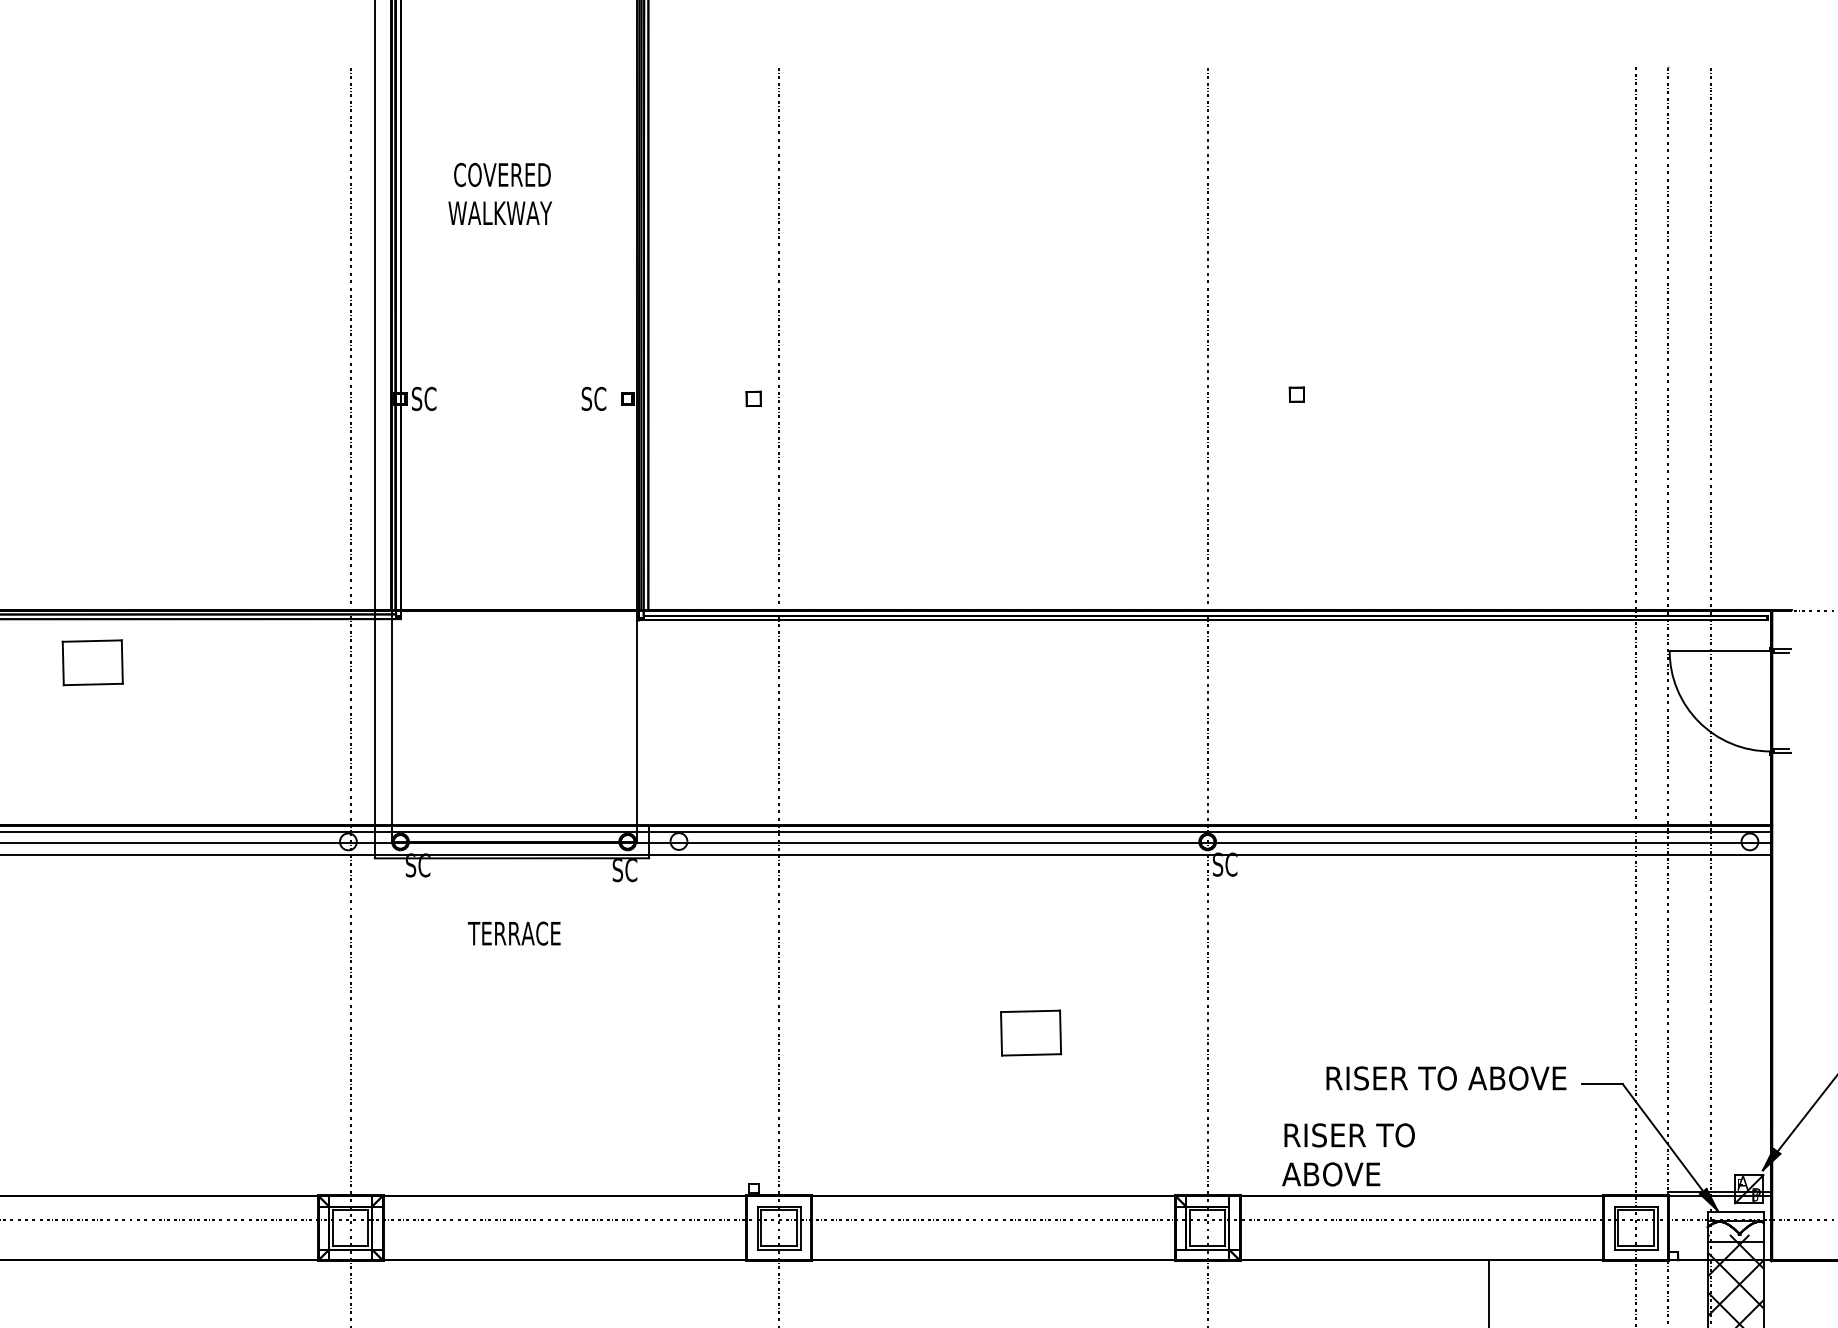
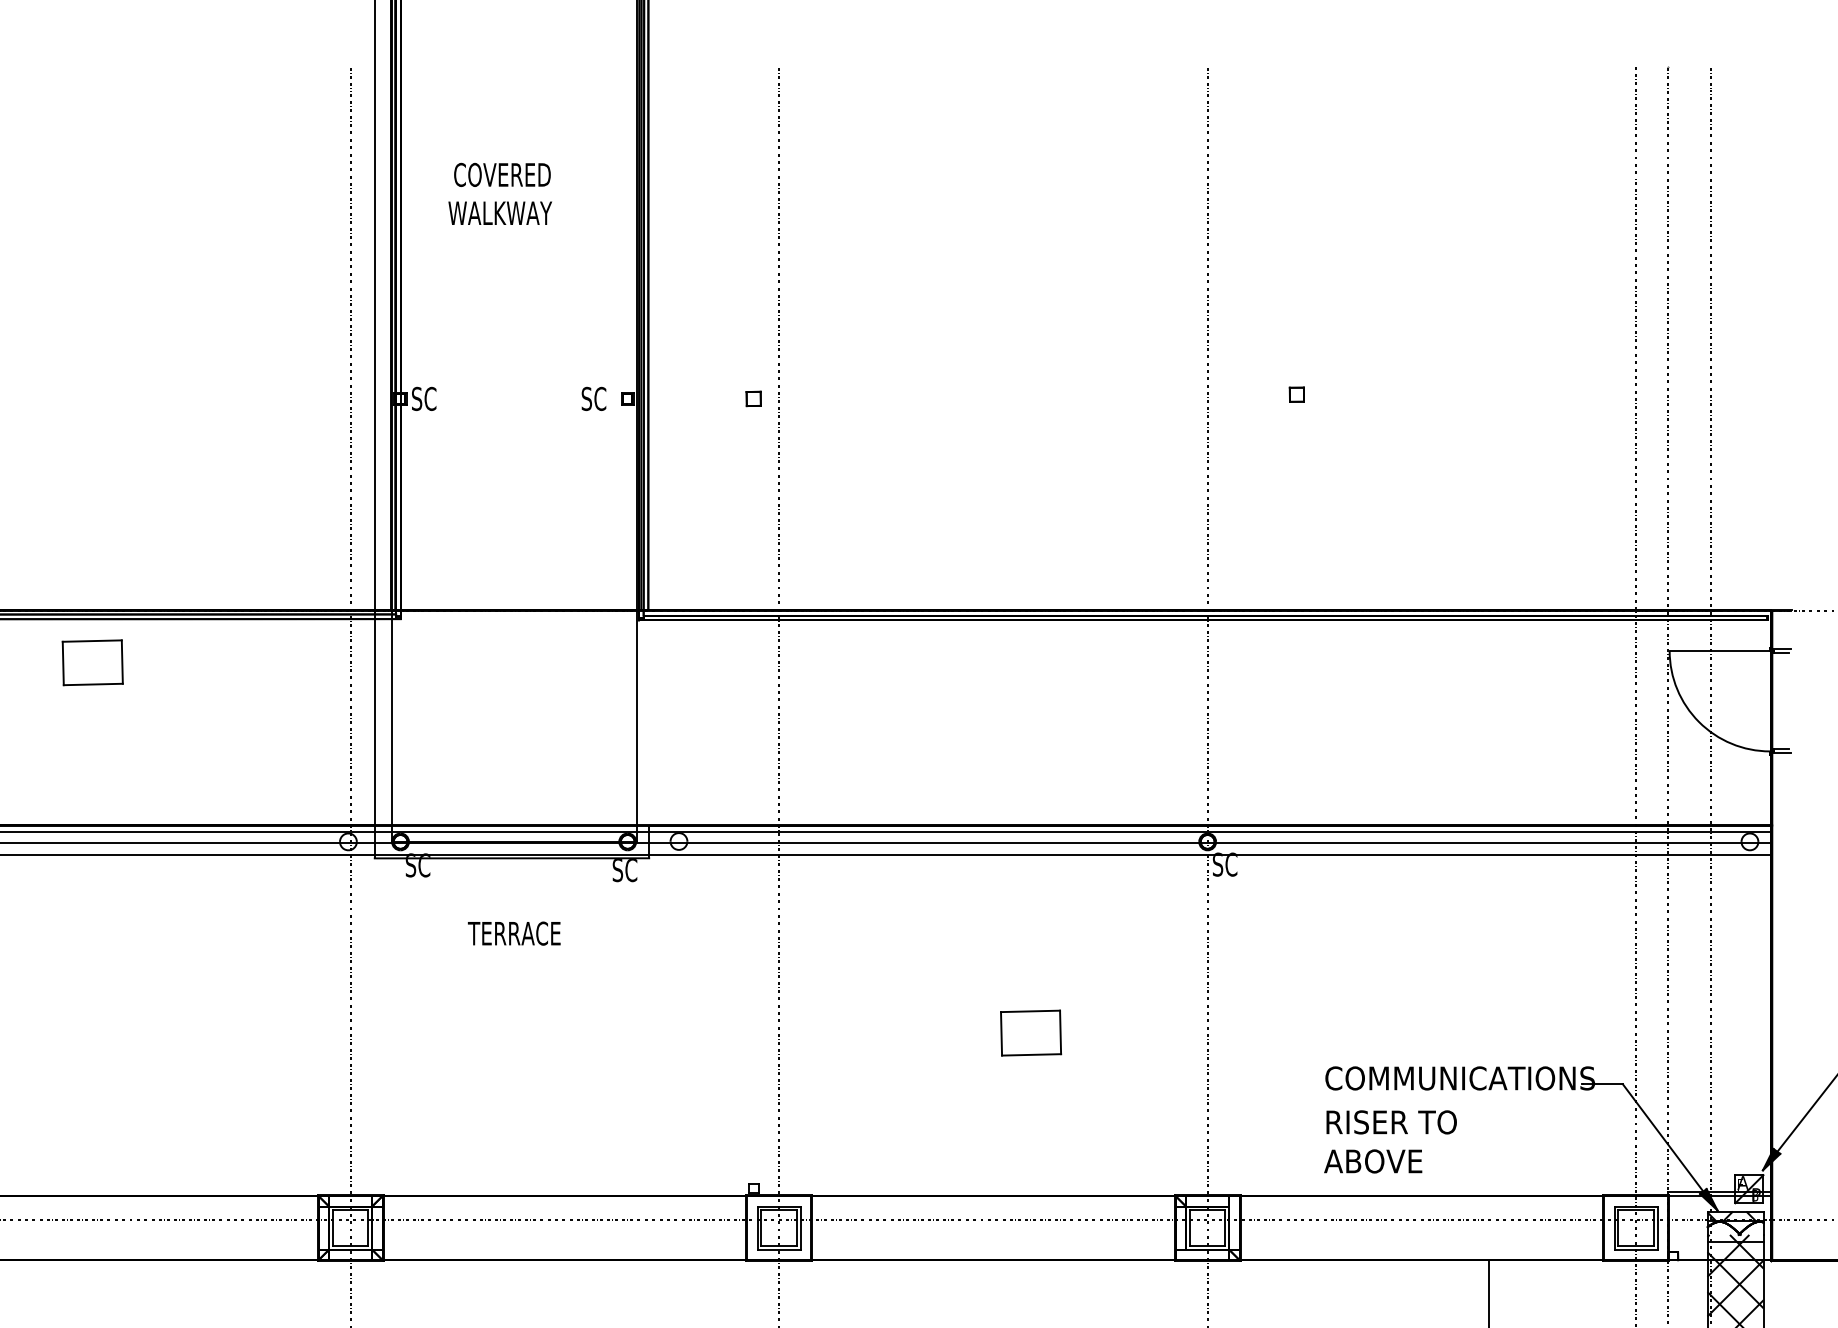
text: RISER TO ABOVE -> COMMUNICATIONS (1459, 1078)
text position: (1348, 1154) -> (1390, 1141) (1390, 1141)
hatch: none -> present (1735, 1215)
